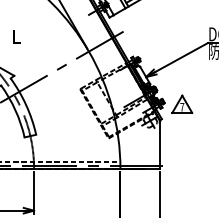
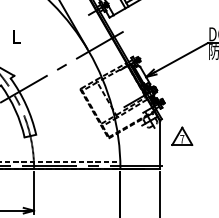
part position: (182, 103) -> (182, 135) (182, 135)
